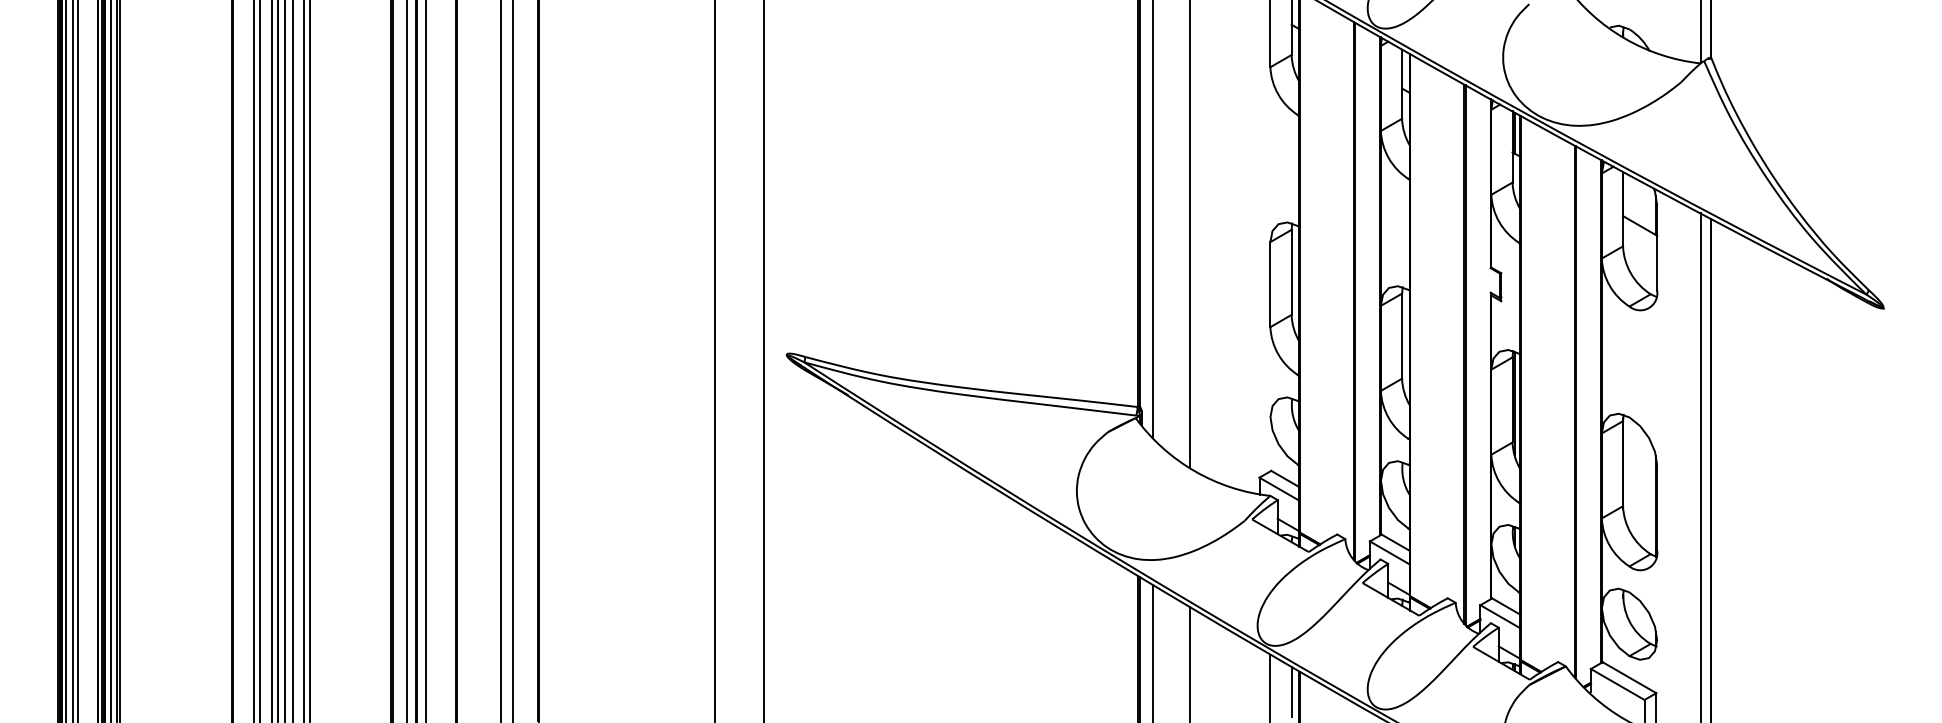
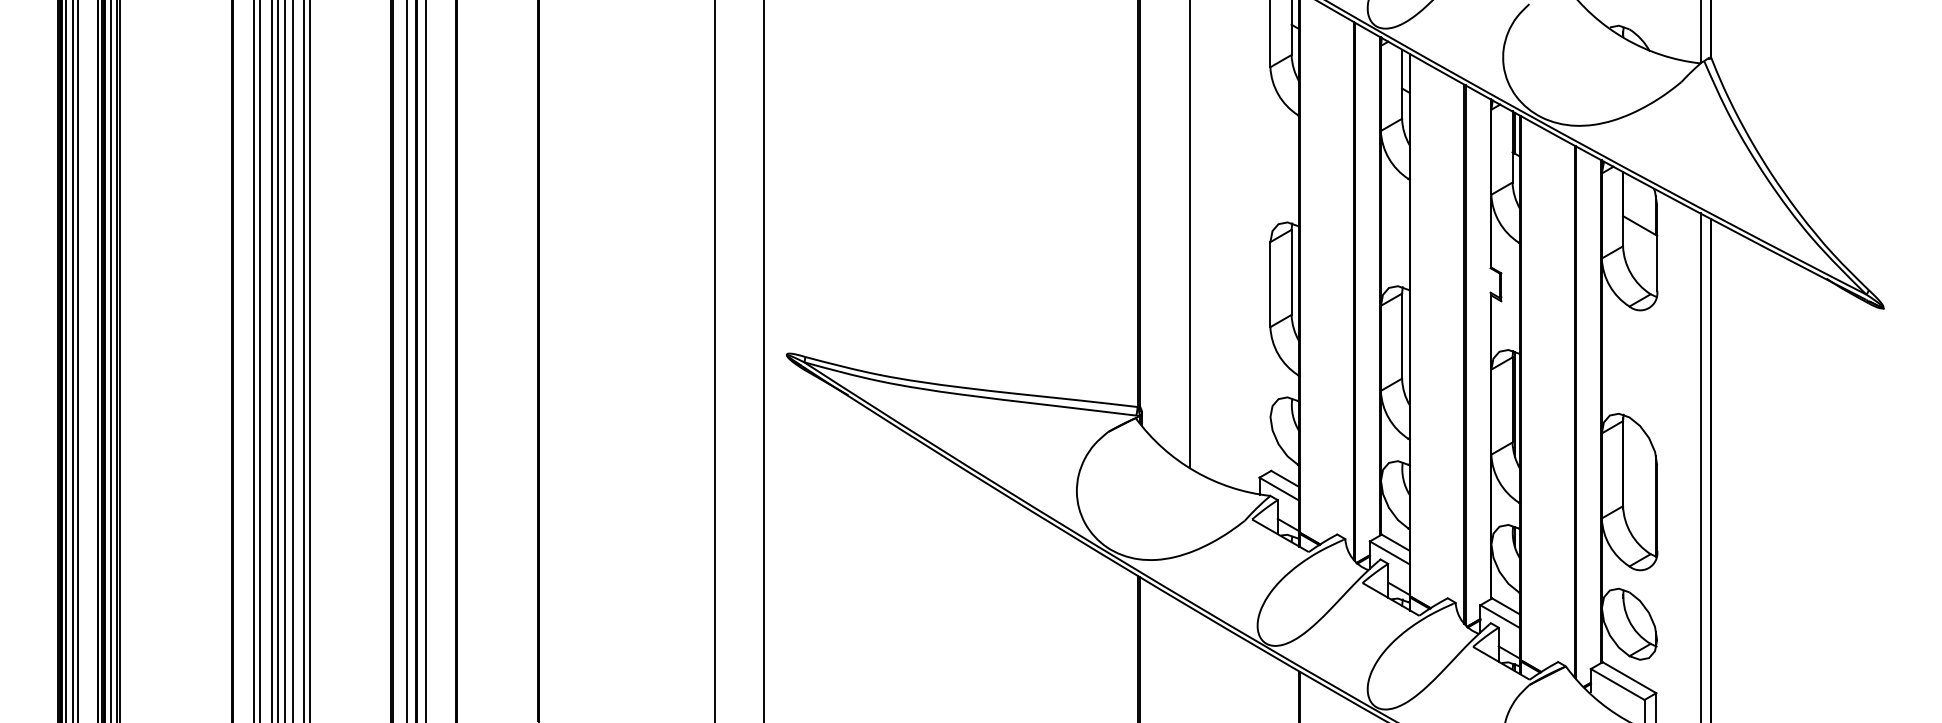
line: present -> none (1153, 219)
line: present -> none (500, 360)
line: present -> none (513, 360)
line: present -> none (1153, 652)
line: present -> none (1189, 663)
line: present -> none (1270, 686)
line: present -> none (1291, 692)
